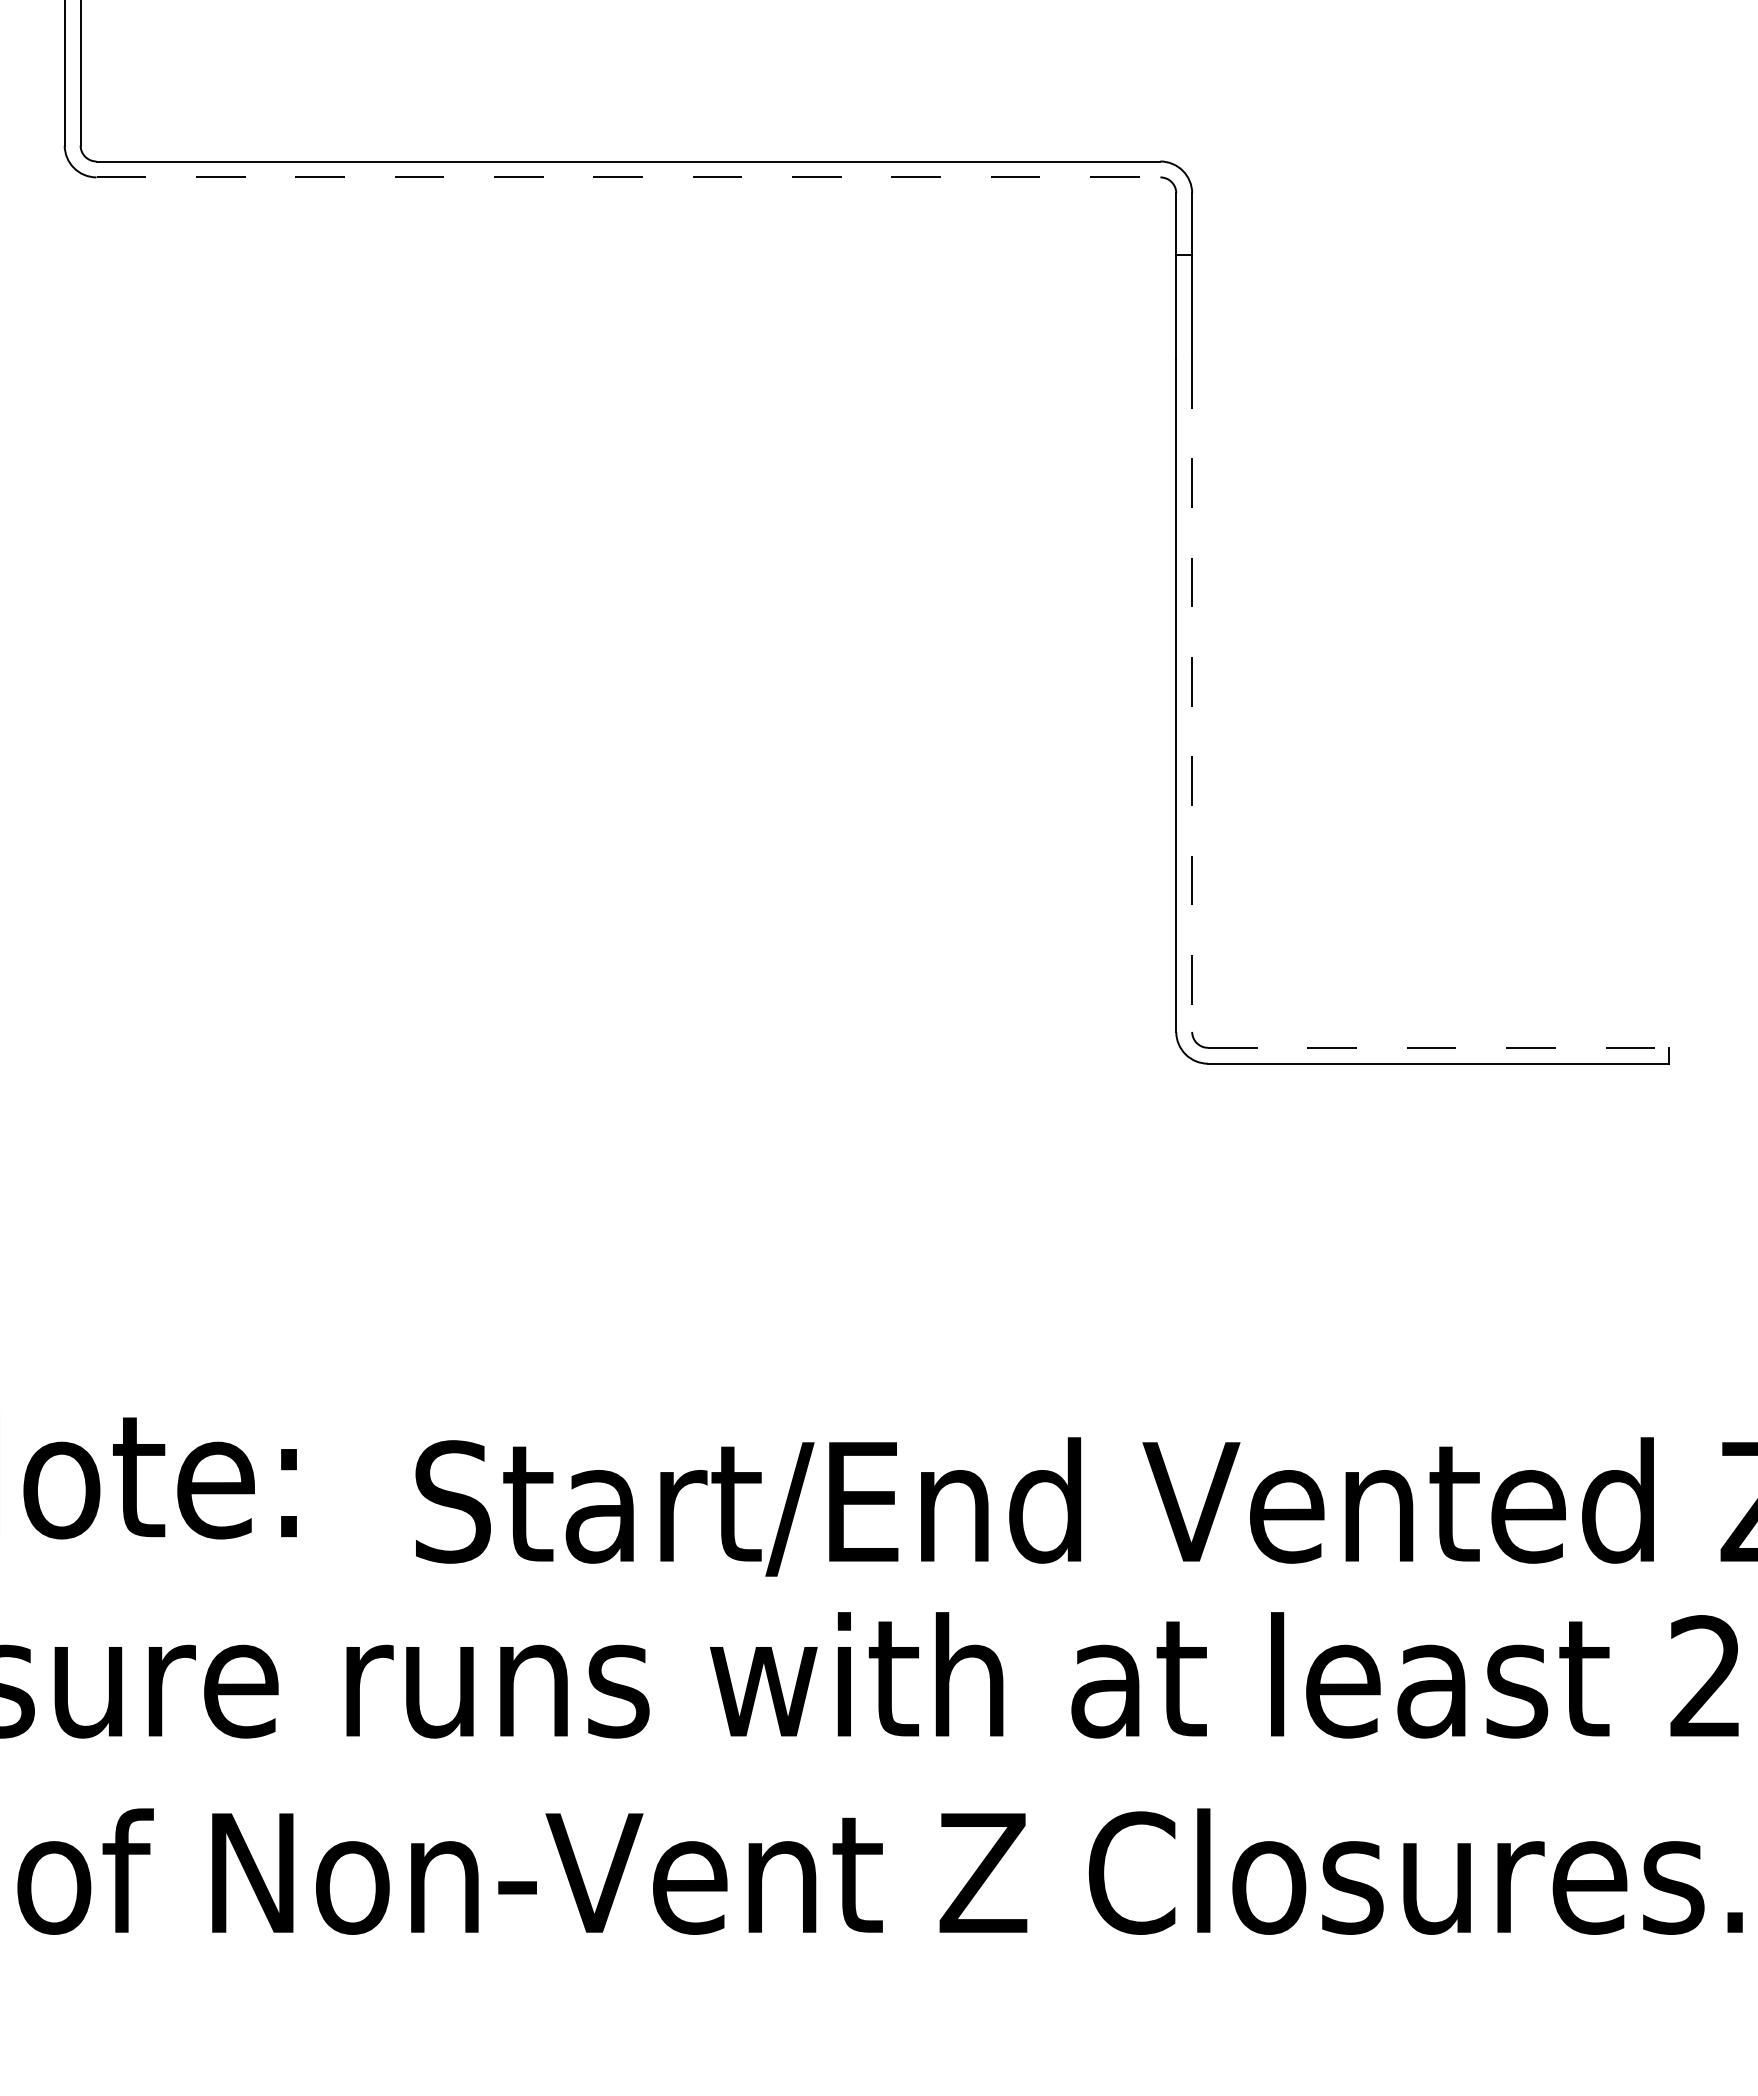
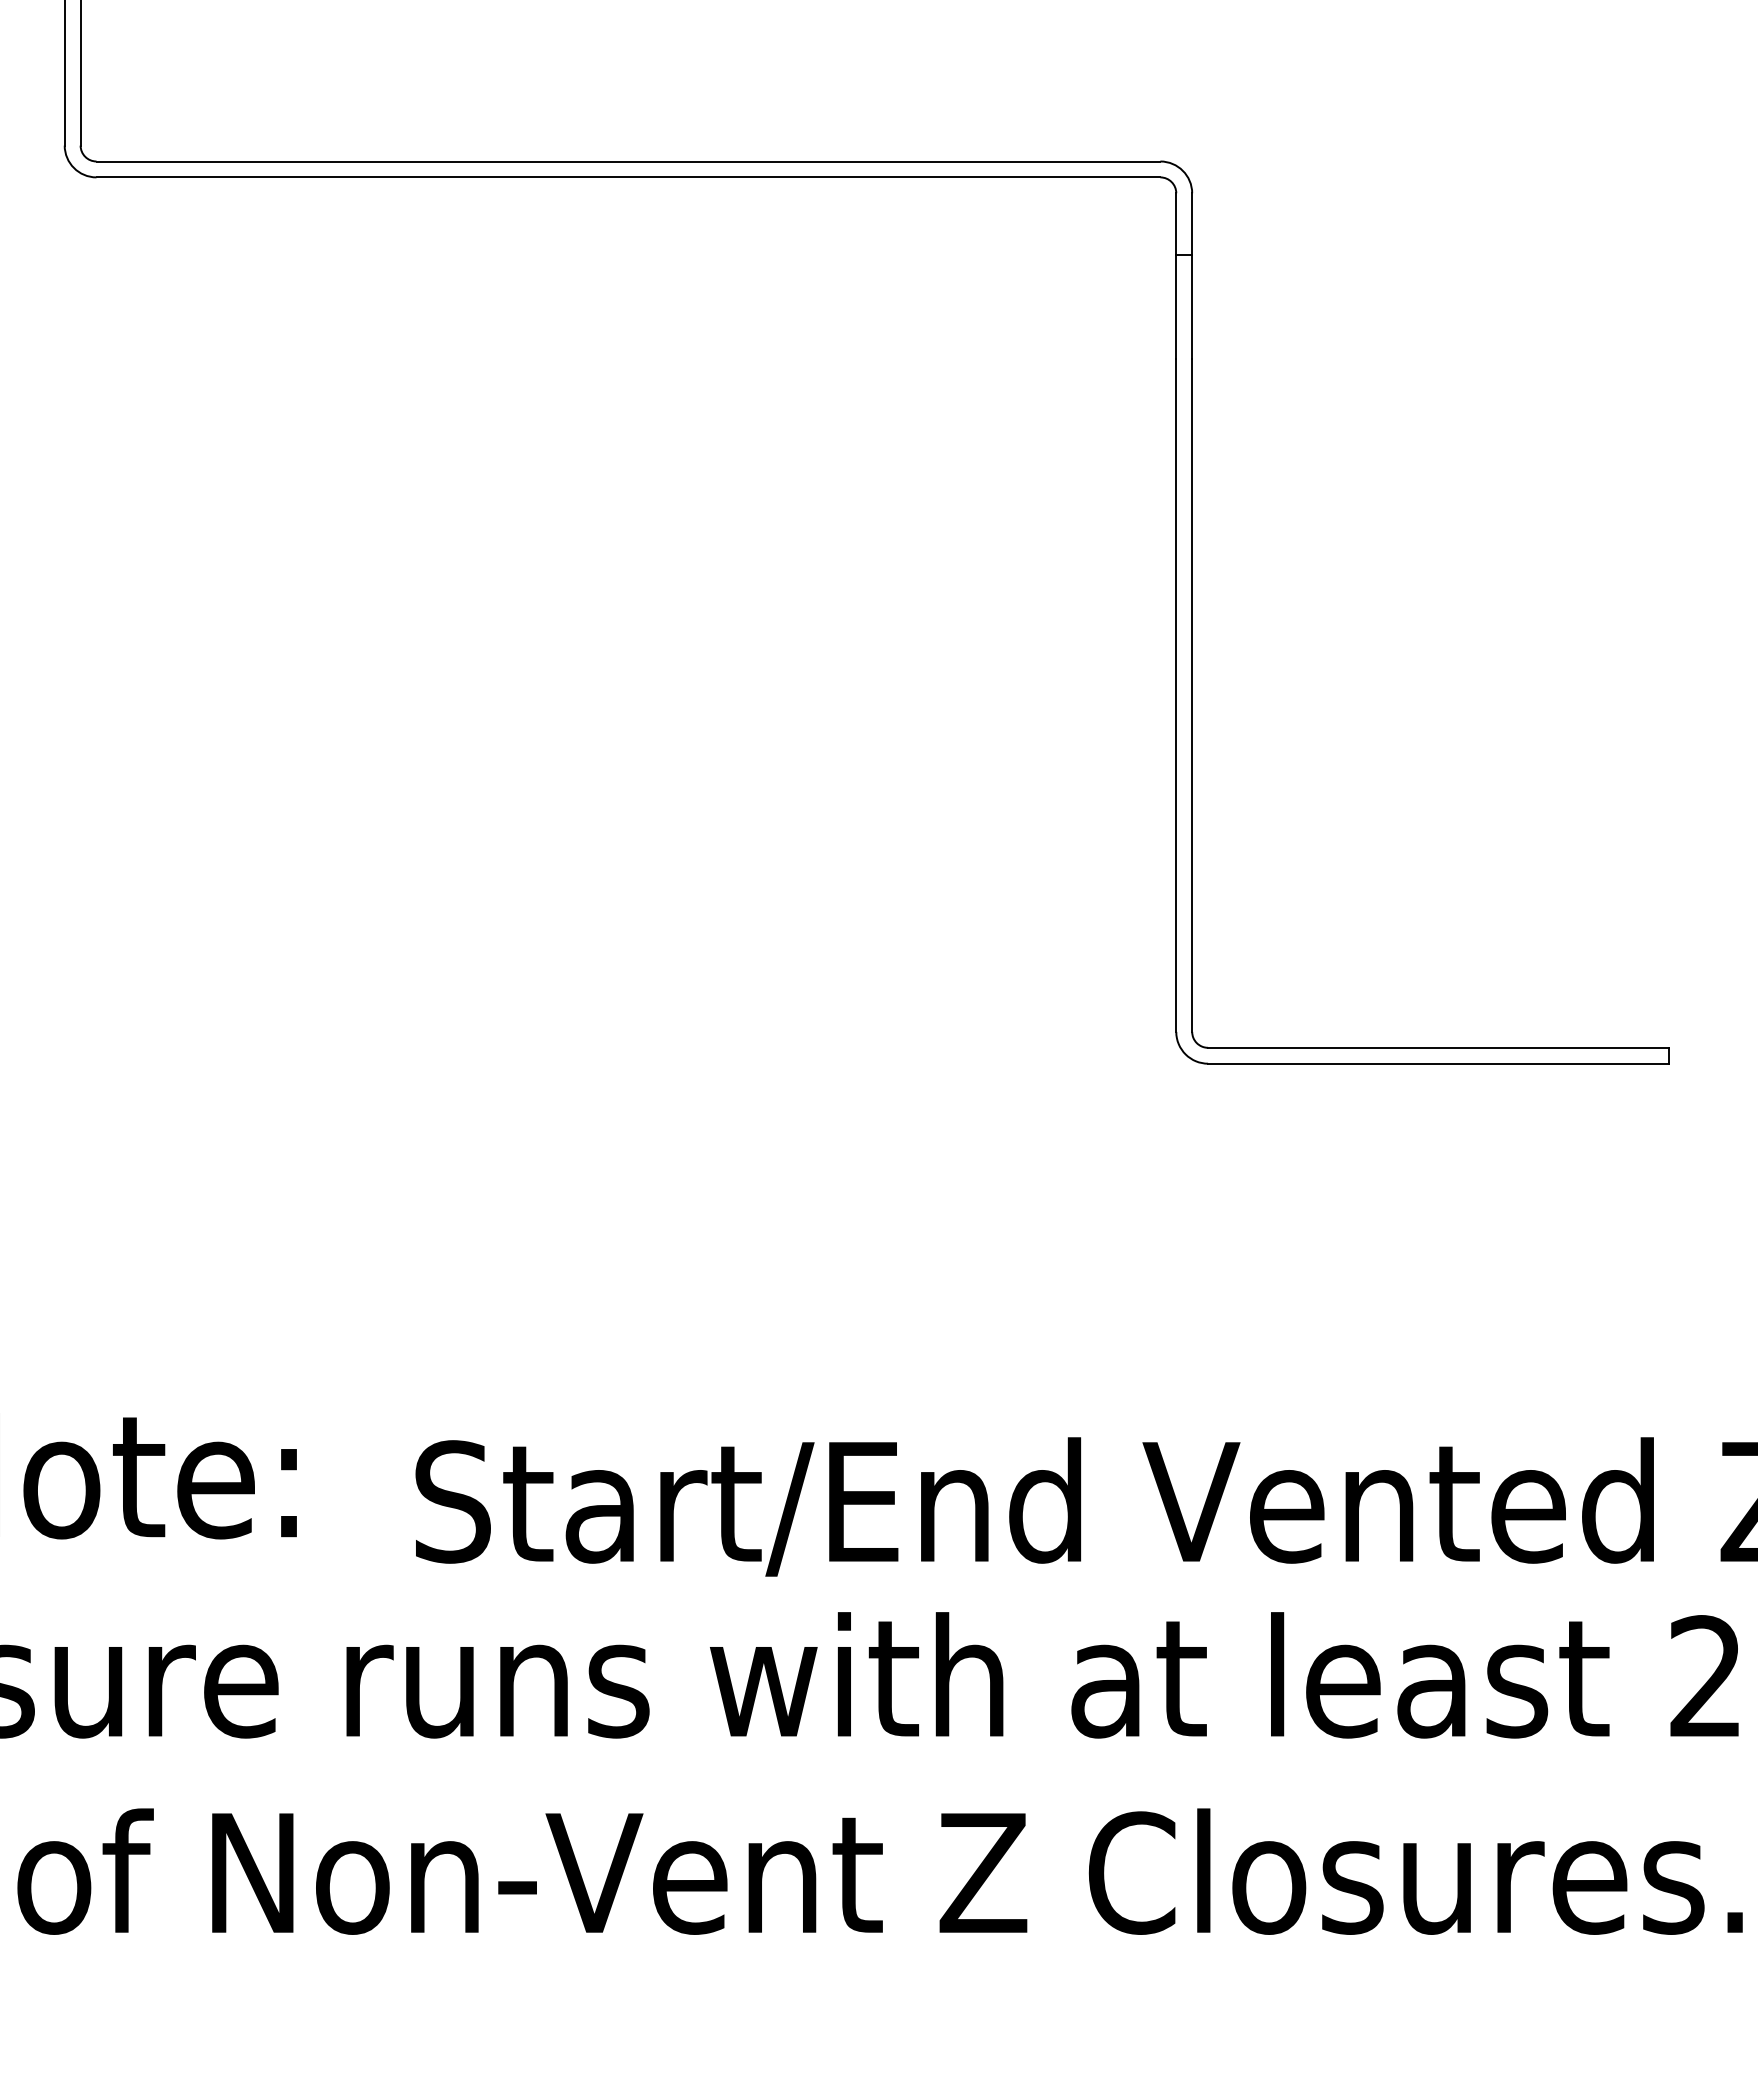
line: dashed -> solid (628, 177)
line: dashed -> solid (1192, 695)
line: dashed -> solid (1439, 1047)
